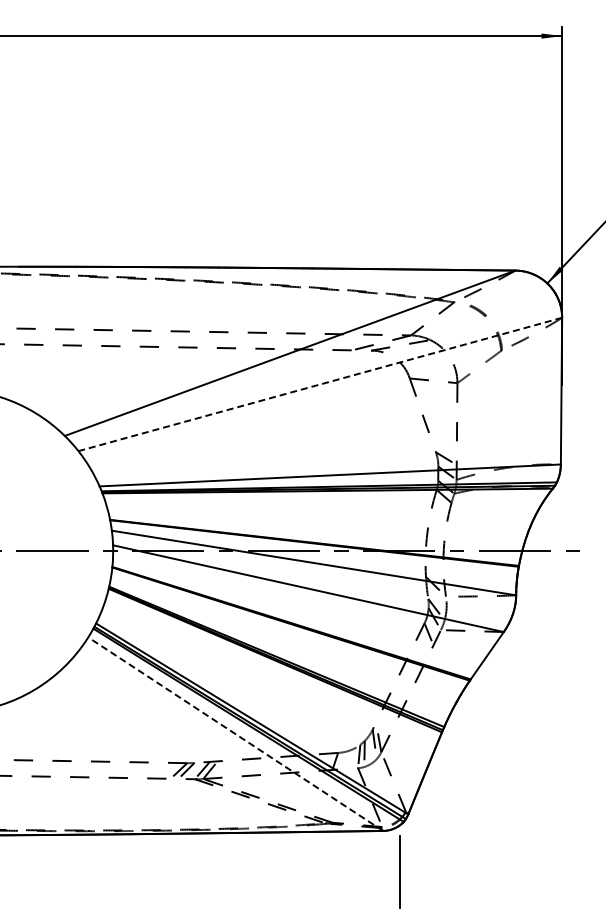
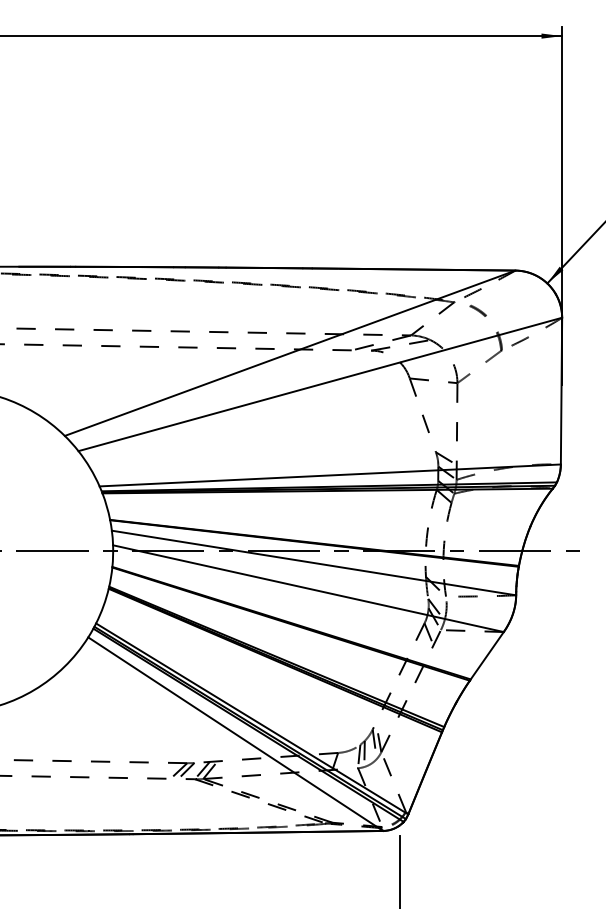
line: dashed -> solid (320, 384)
line: dashed -> solid (235, 733)
